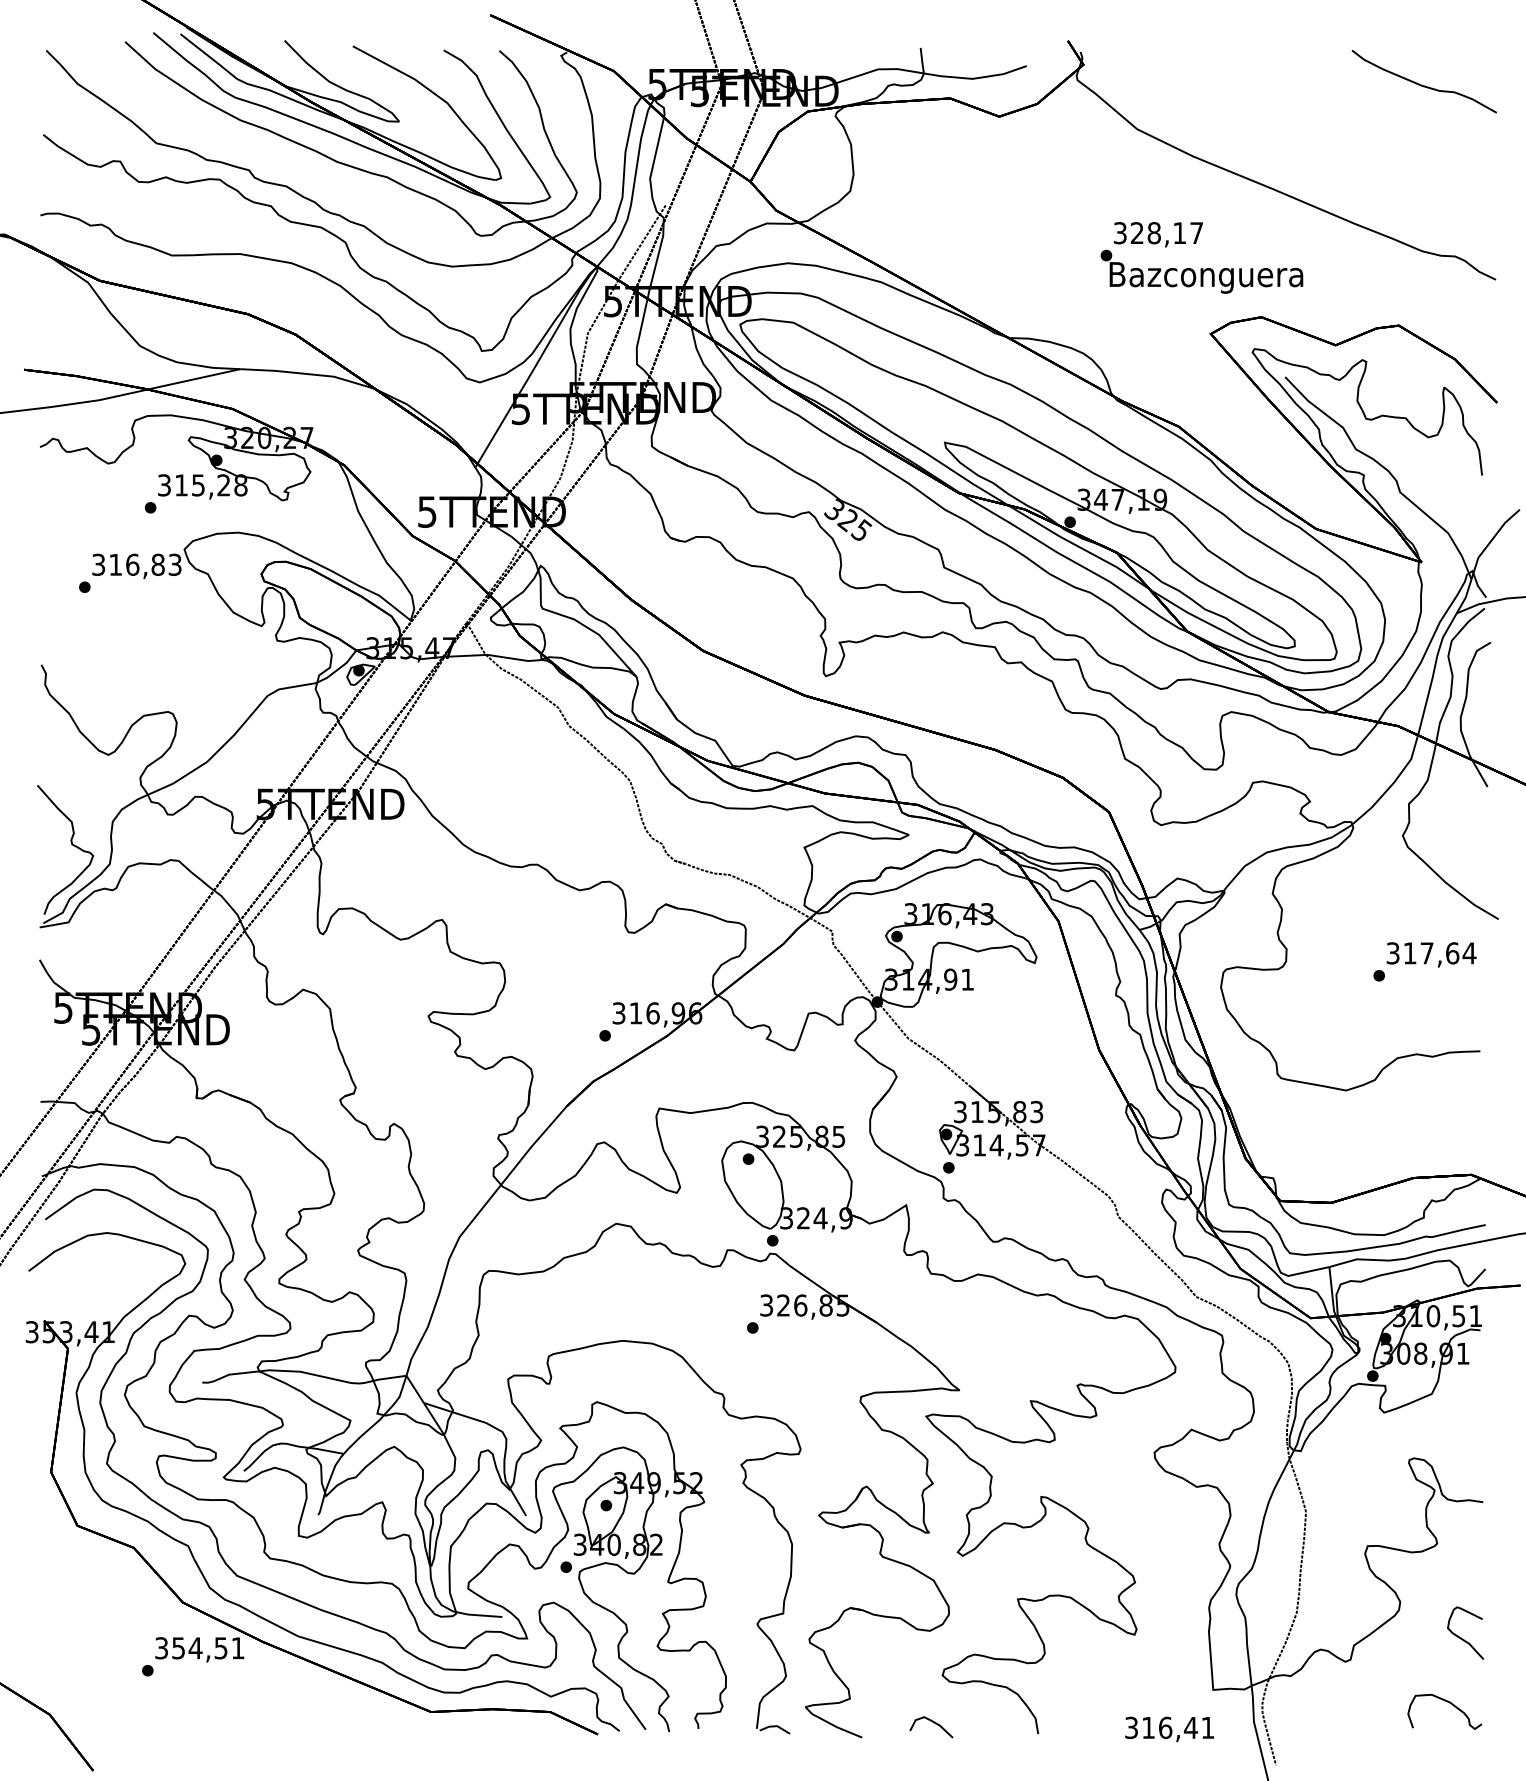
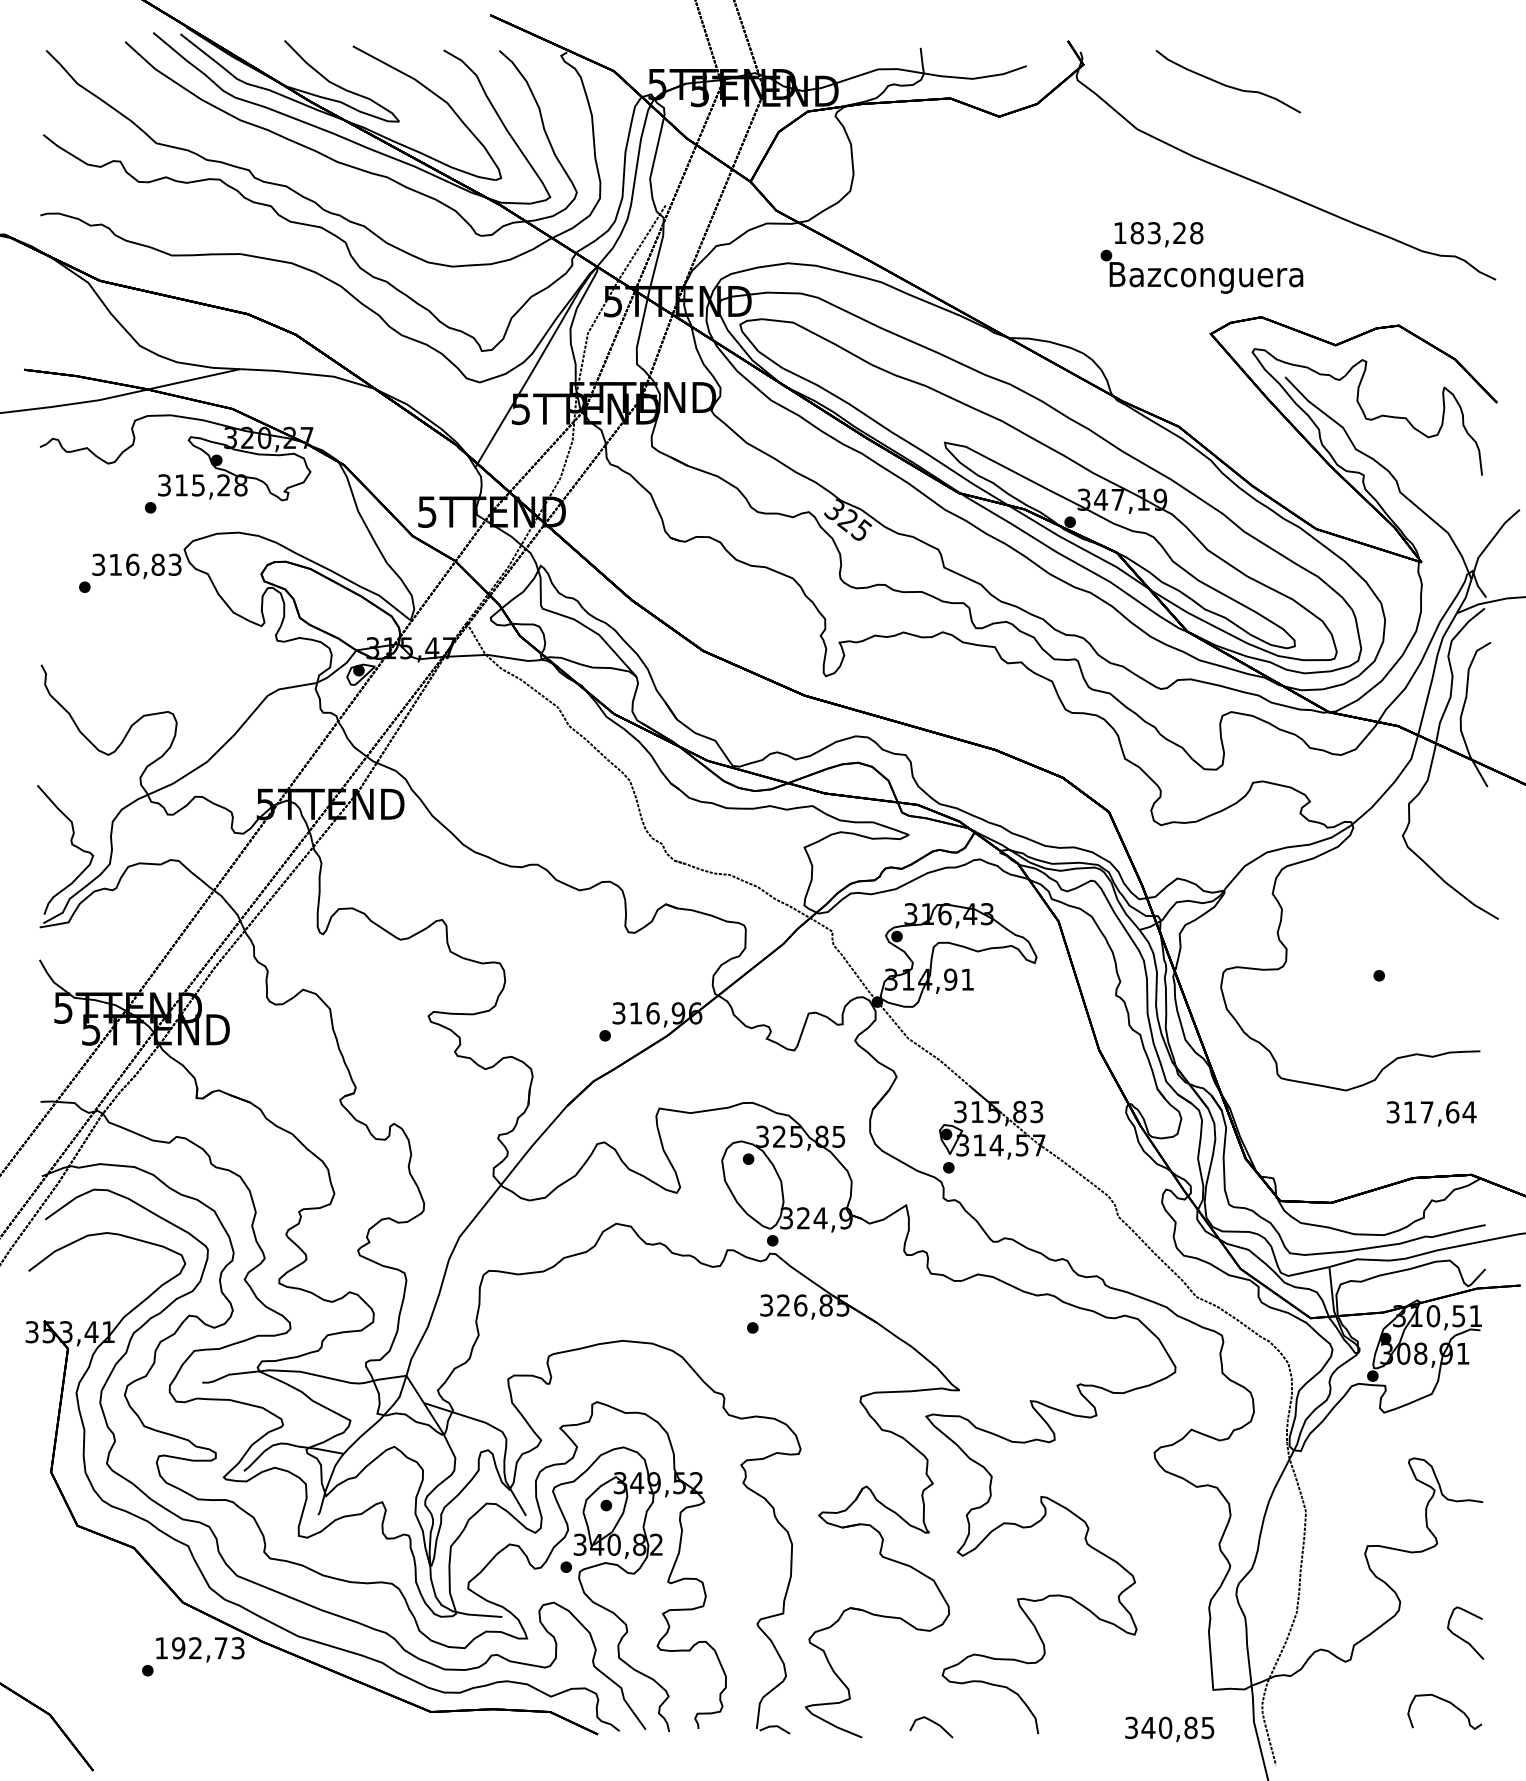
part position: (1423, 81) -> (1227, 81) (1227, 81)
text: 328,17 -> 183,28 (1158, 233)
text position: (1431, 954) -> (1431, 1113) (1431, 1113)
text: 354,51 -> 192,73 (199, 1648)
text: 316,41 -> 340,85 (1177, 1727)
